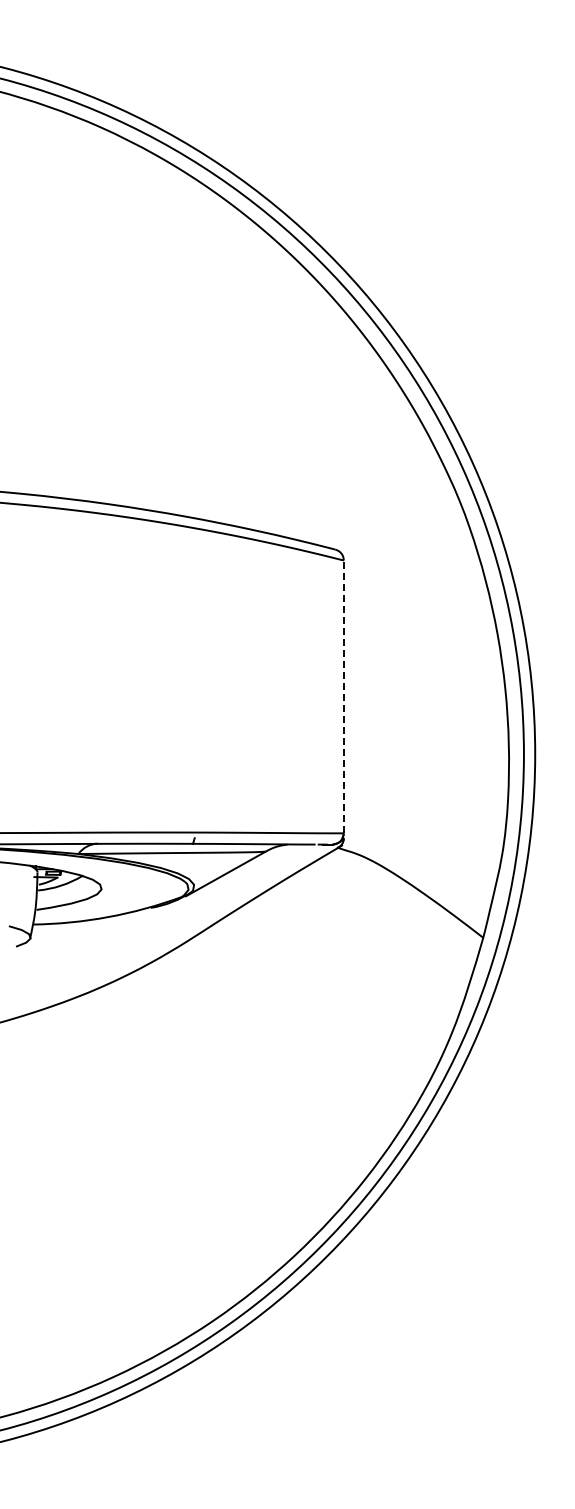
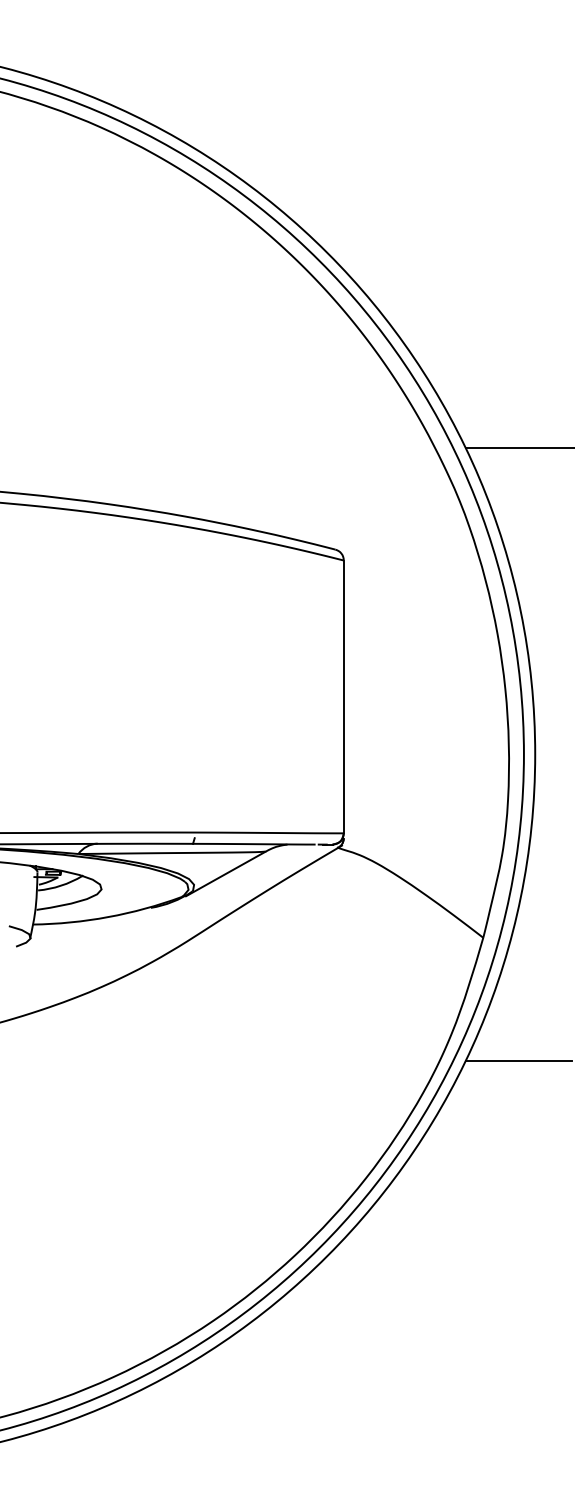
line: none -> present (518, 448)
line: dashed -> solid (343, 696)
line: none -> present (518, 1060)
